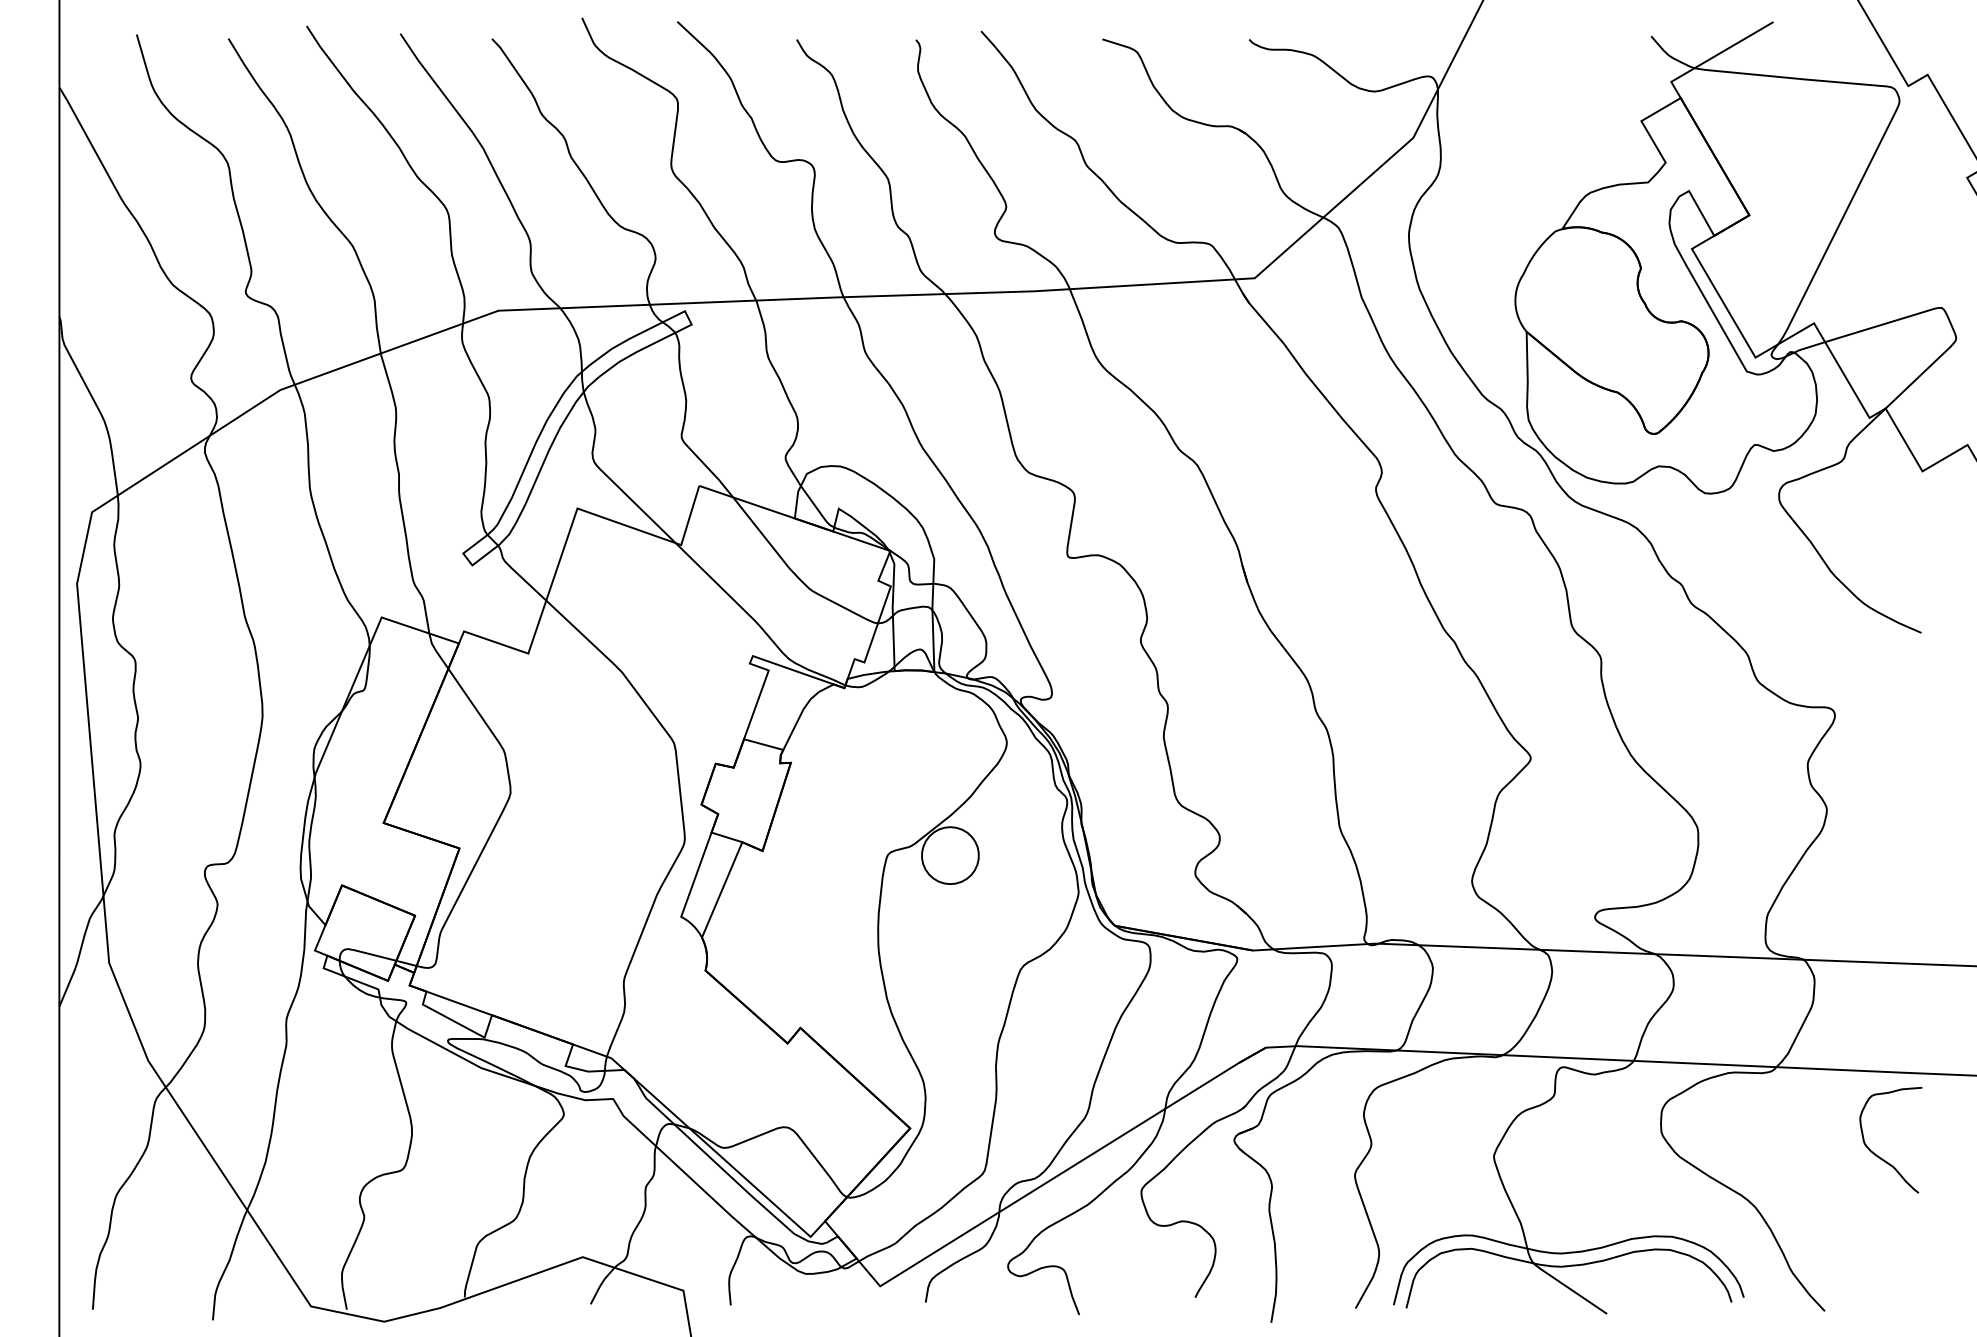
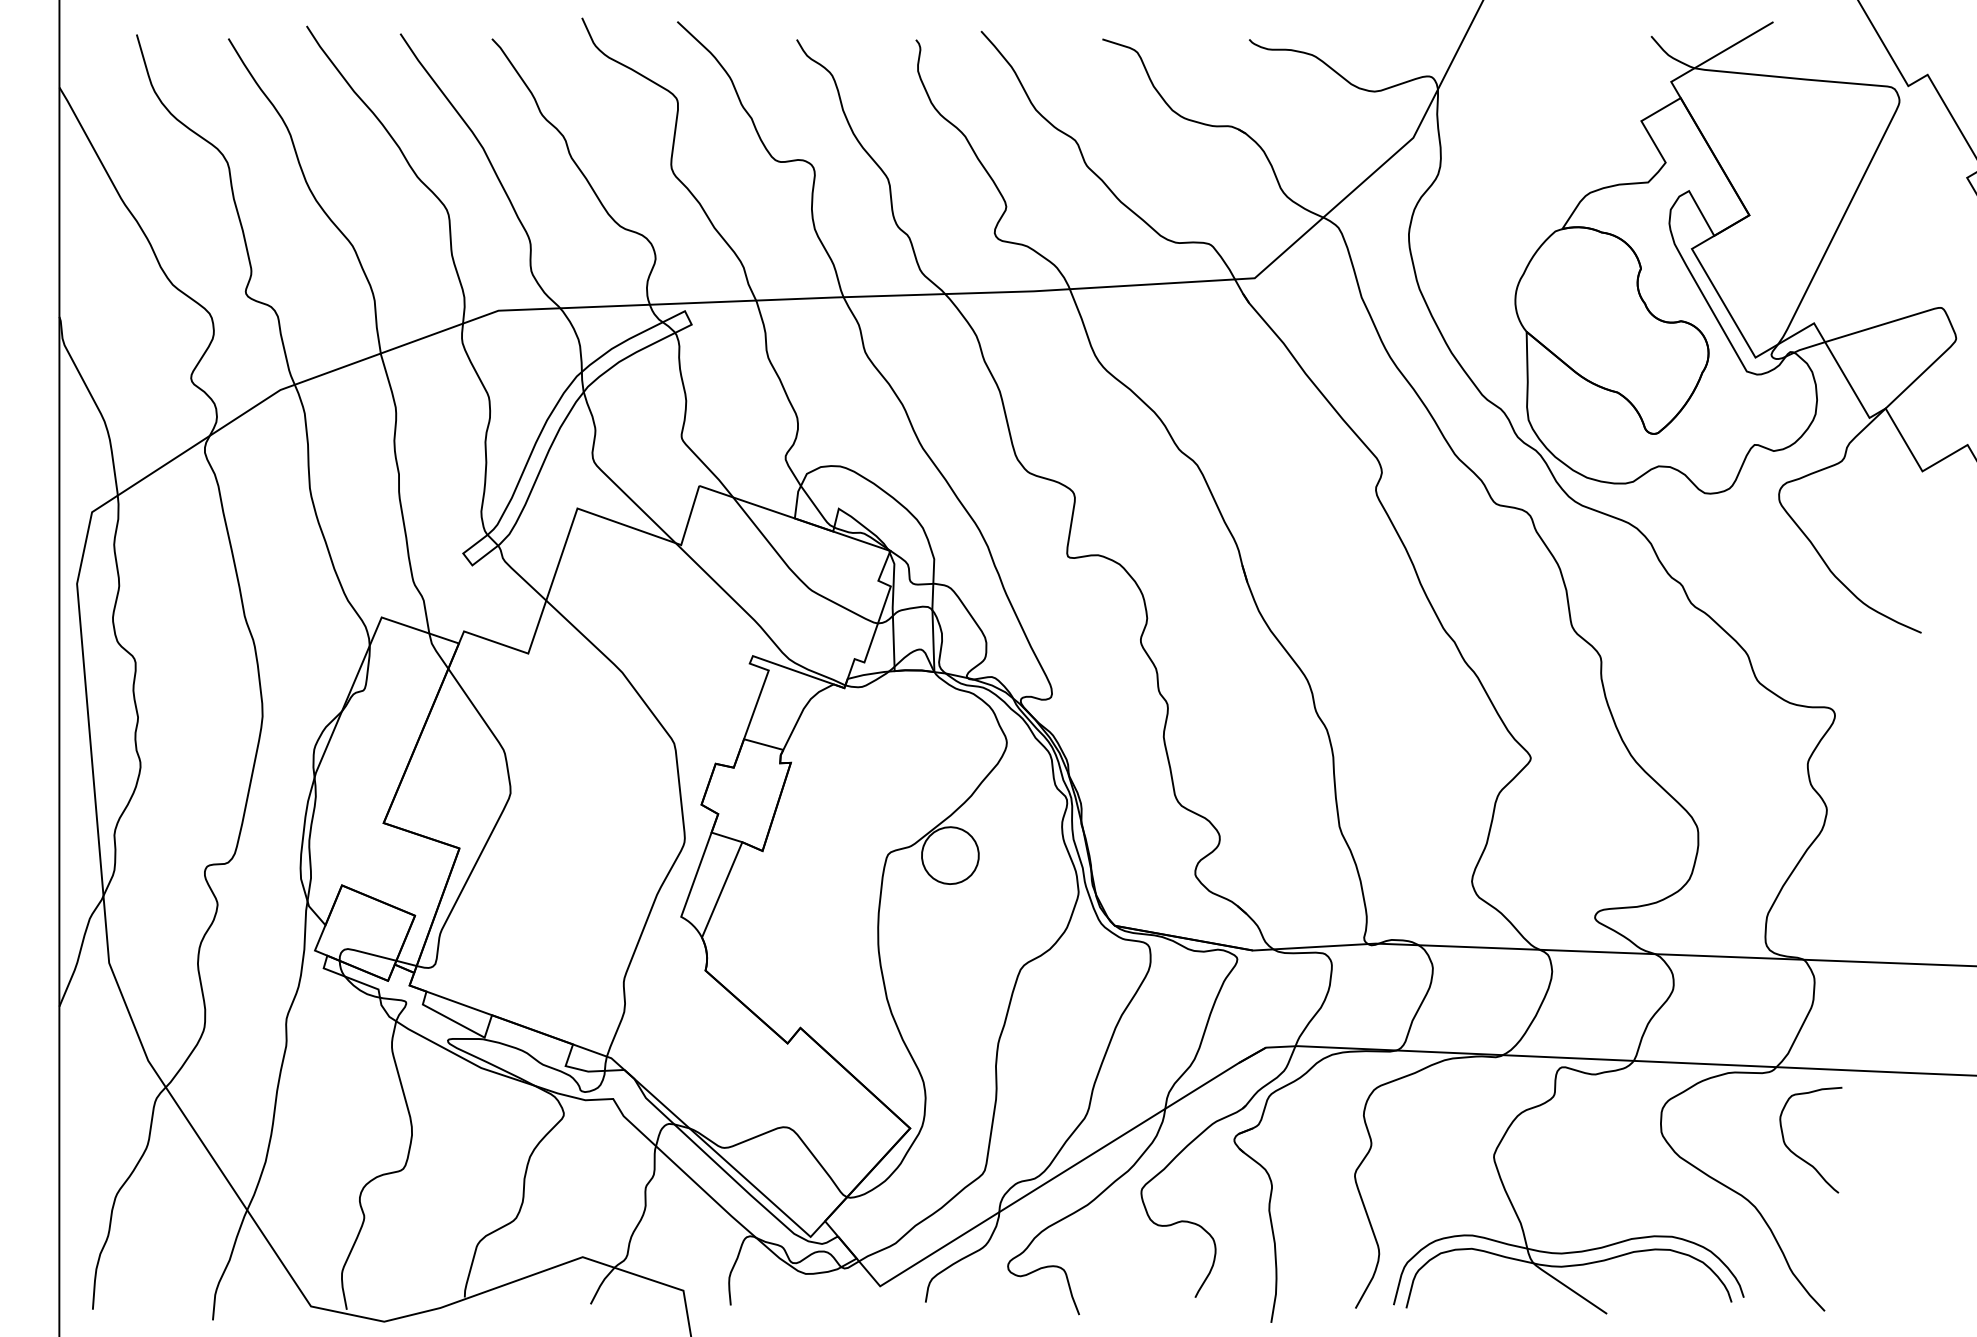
curve position: (1878, 1155) -> (1798, 1155) (1798, 1155)
